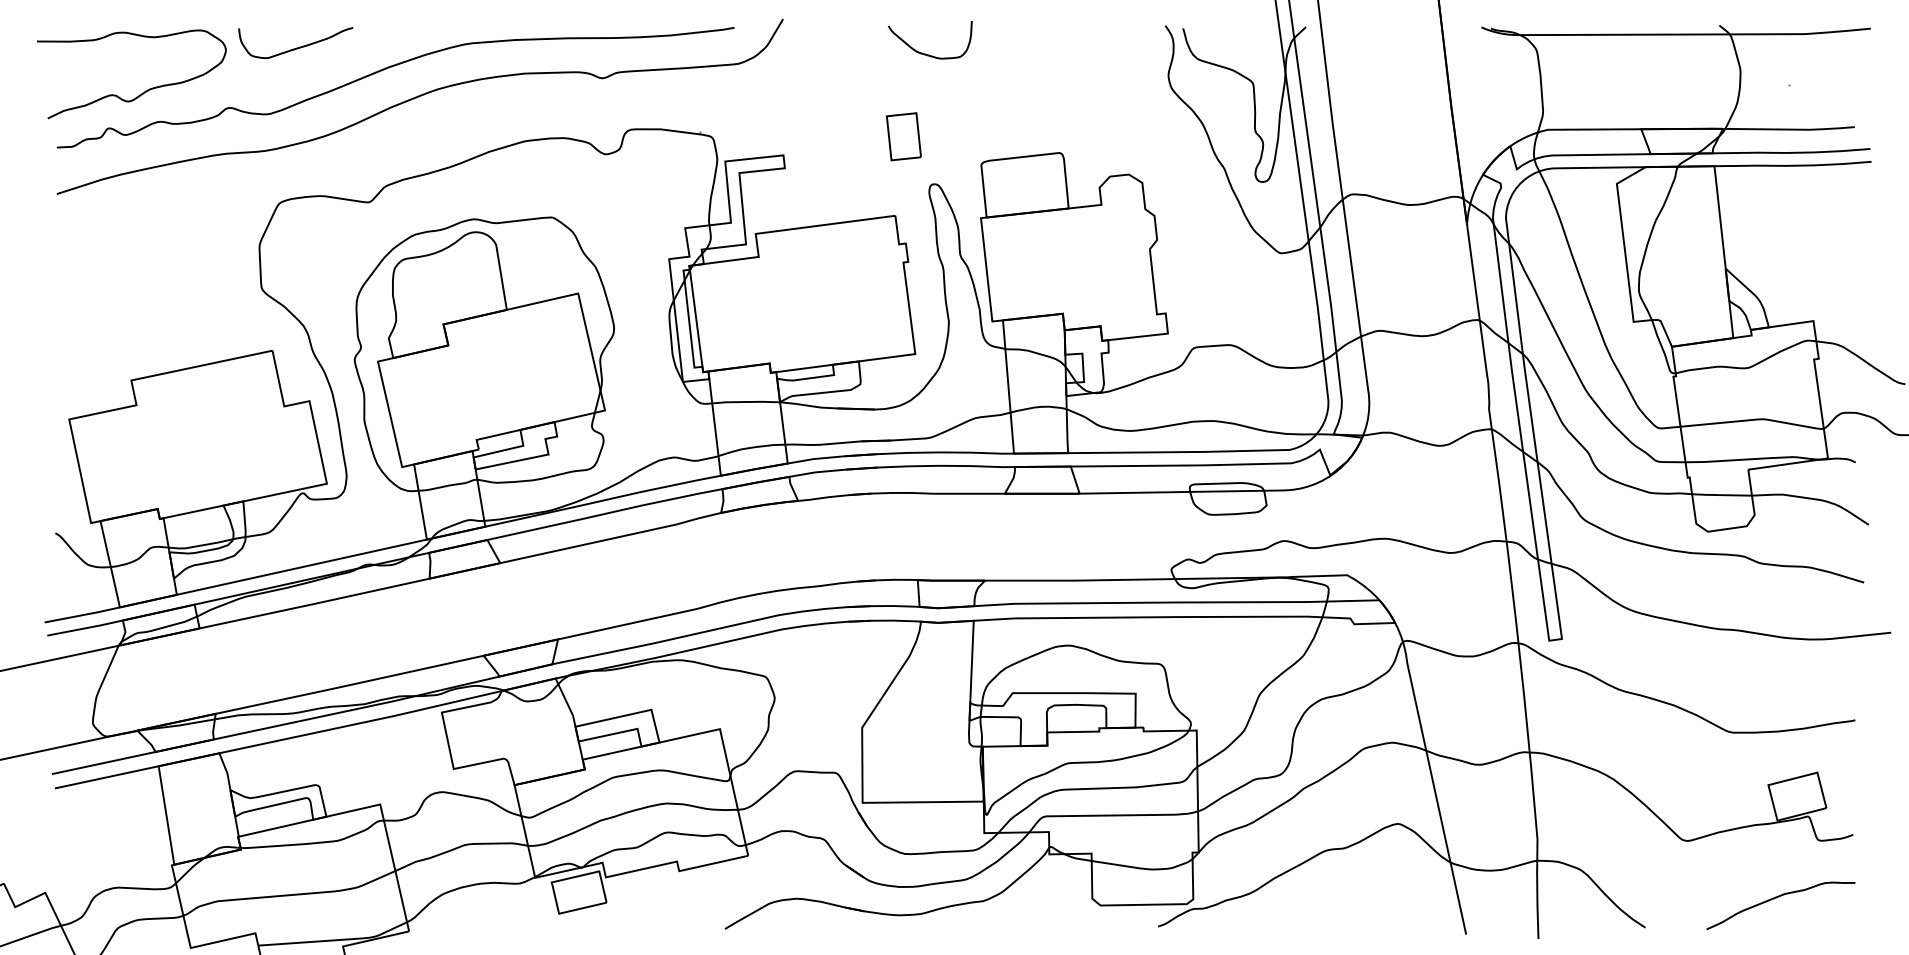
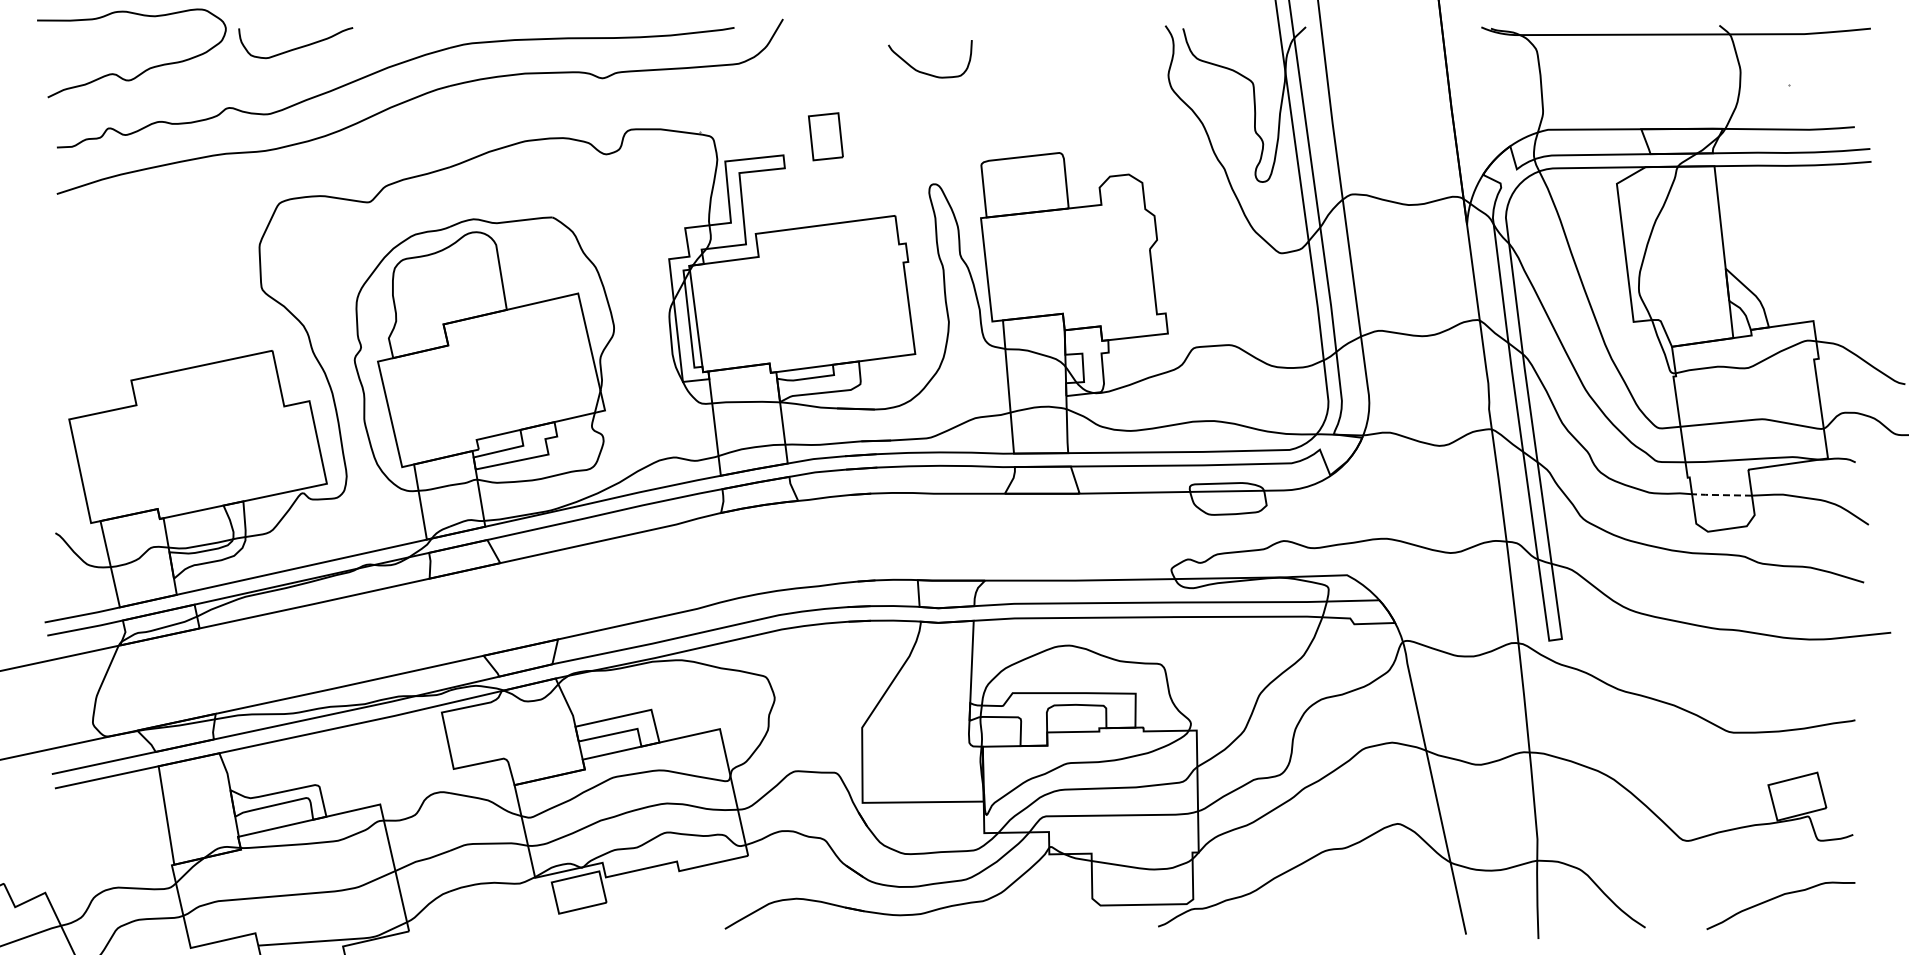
curve position: (925, 53) -> (925, 72) (925, 72)
curve position: (142, 92) -> (142, 71) (142, 71)
part position: (903, 136) -> (825, 136) (825, 136)
line: solid -> dashed (1721, 495)
